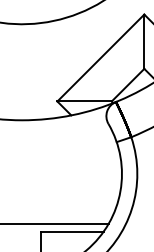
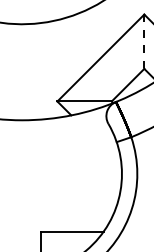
line: solid -> dashed (144, 42)
line: present -> none (55, 224)
